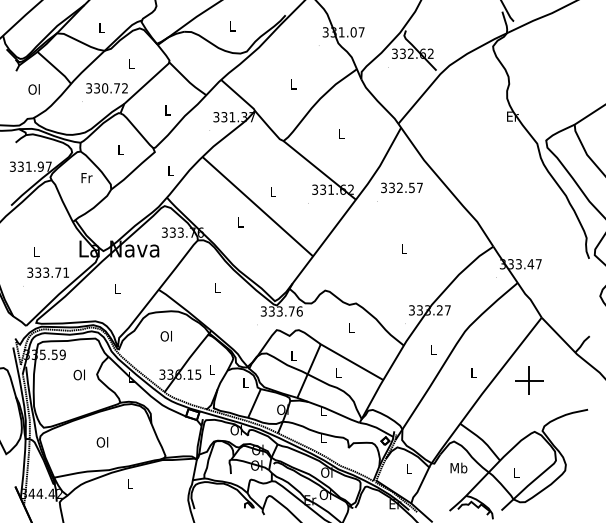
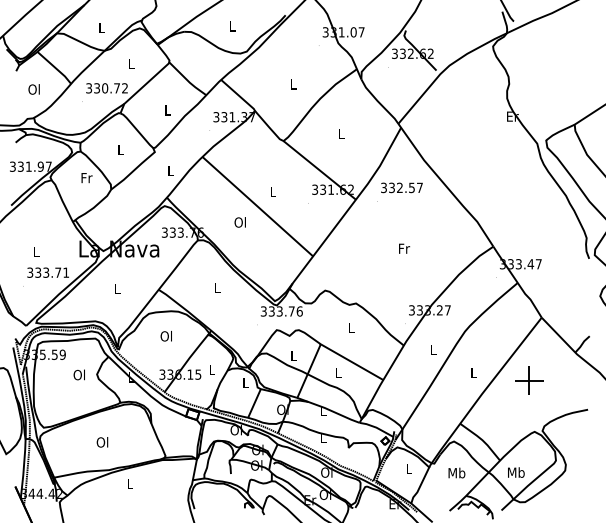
text: L -> Ol (239, 222)
text: L -> Fr (404, 248)
text position: (458, 467) -> (456, 472) (456, 472)
text: L -> Mb (516, 472)
